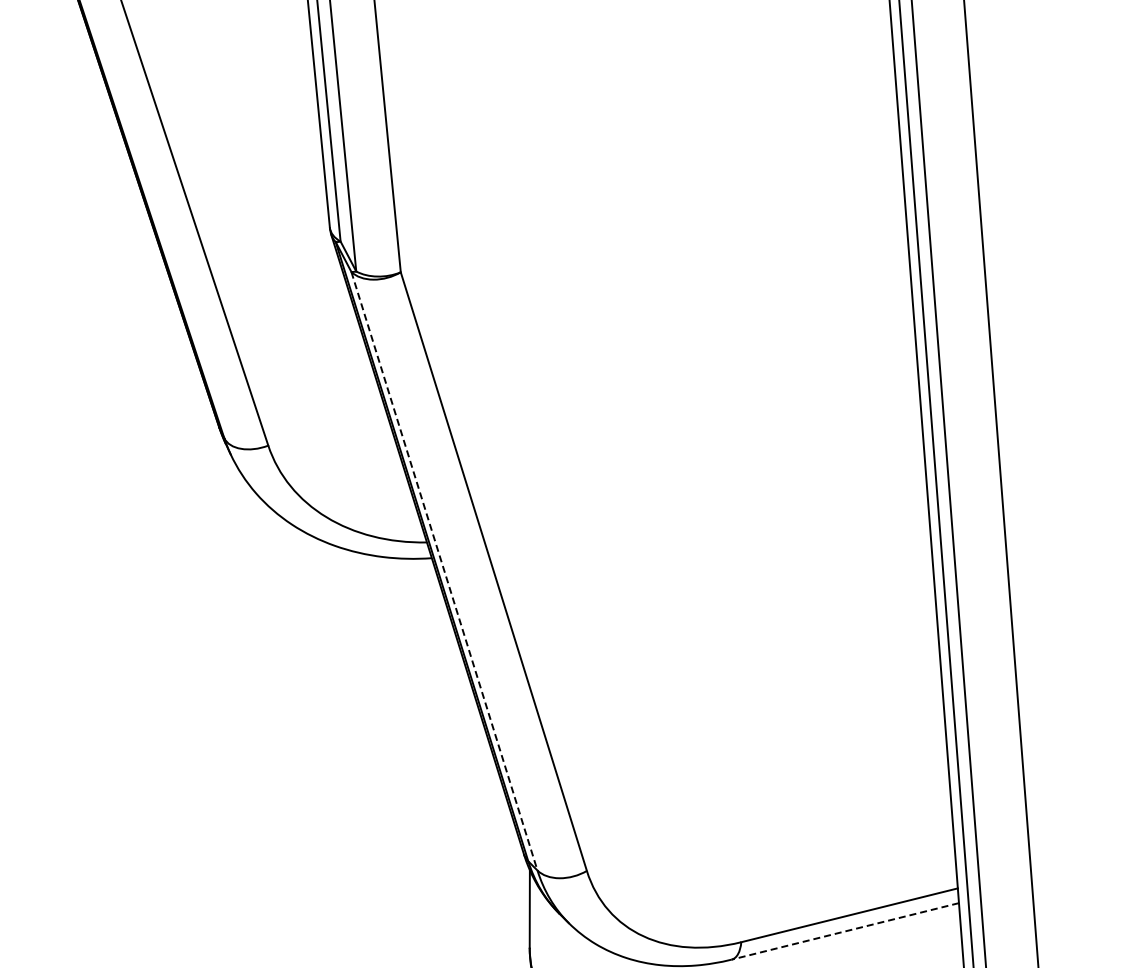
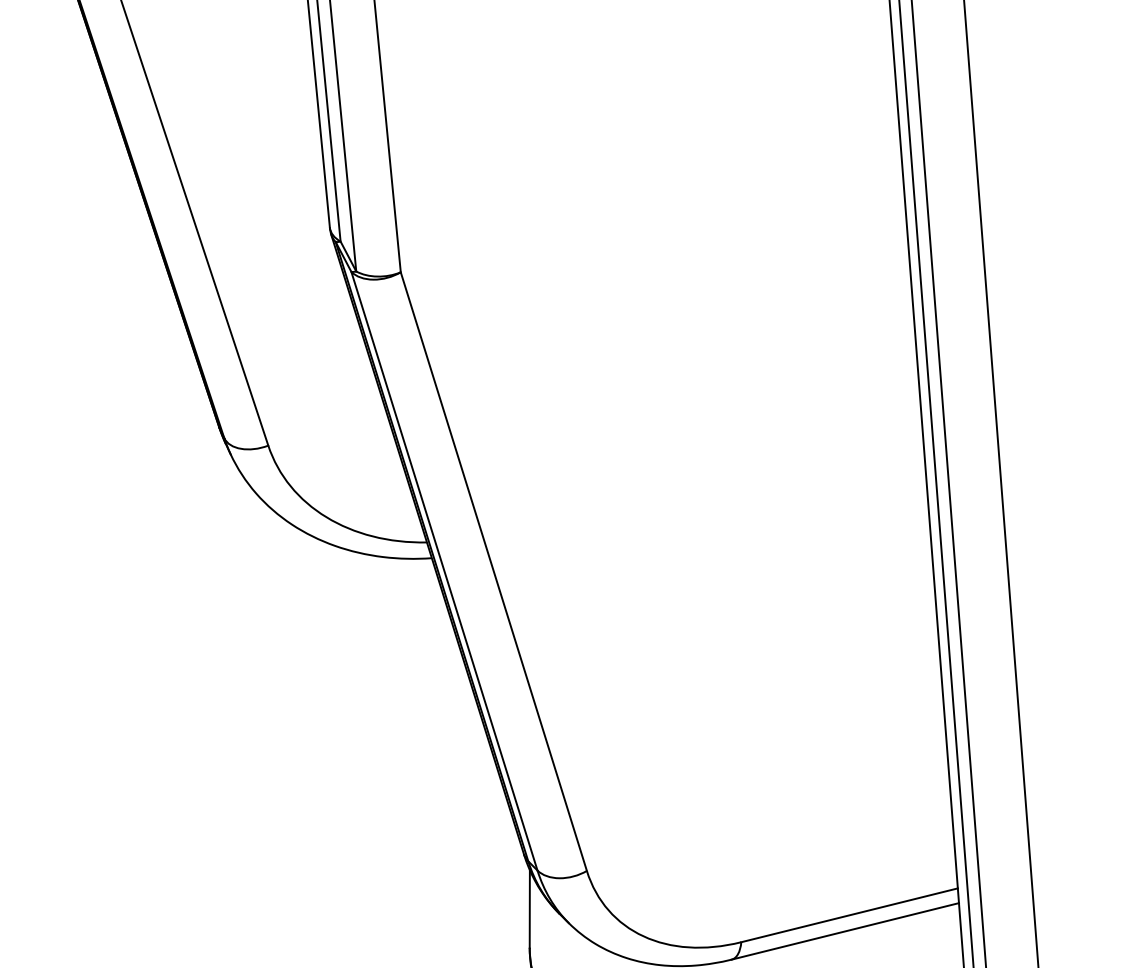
line: dashed -> solid (444, 571)
line: dashed -> solid (844, 931)
